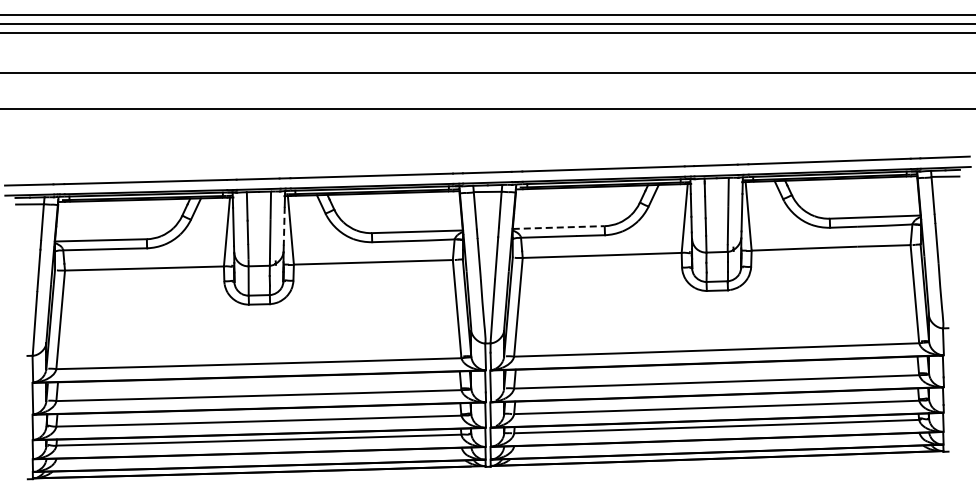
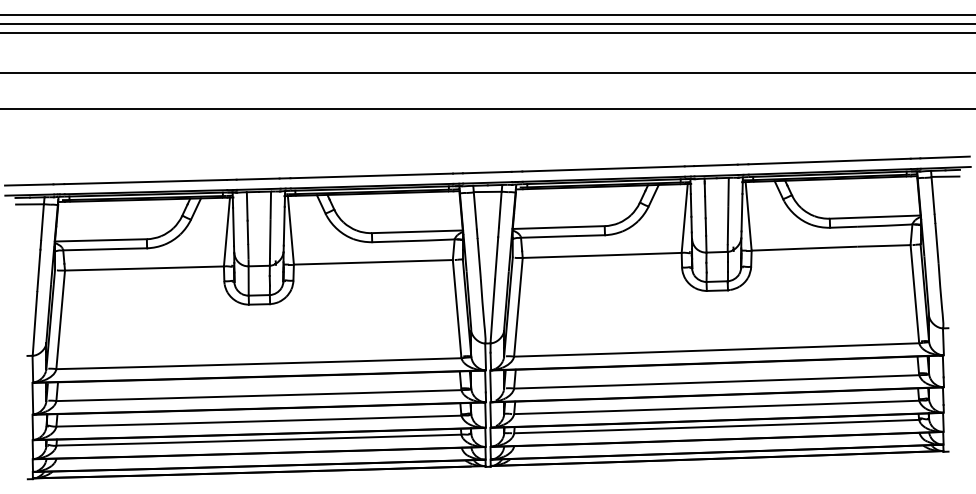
line: dashed -> solid (284, 226)
line: dashed -> solid (558, 227)
